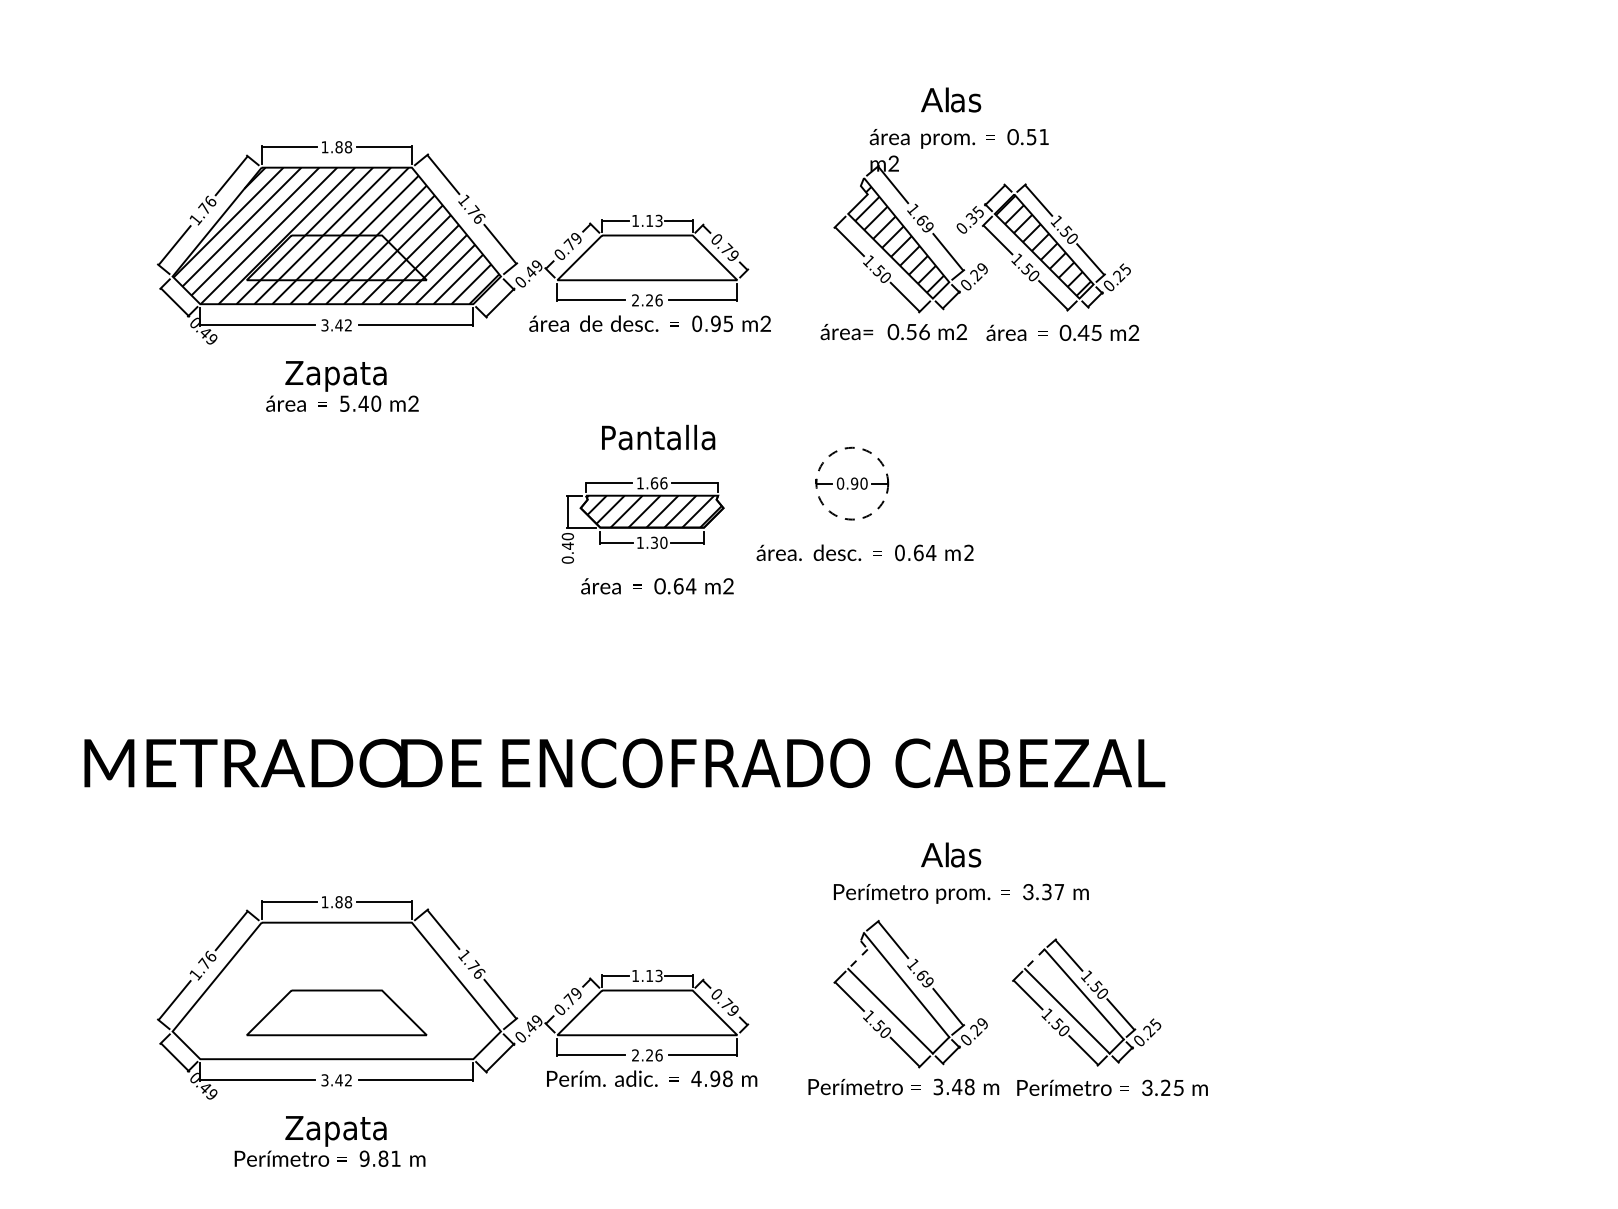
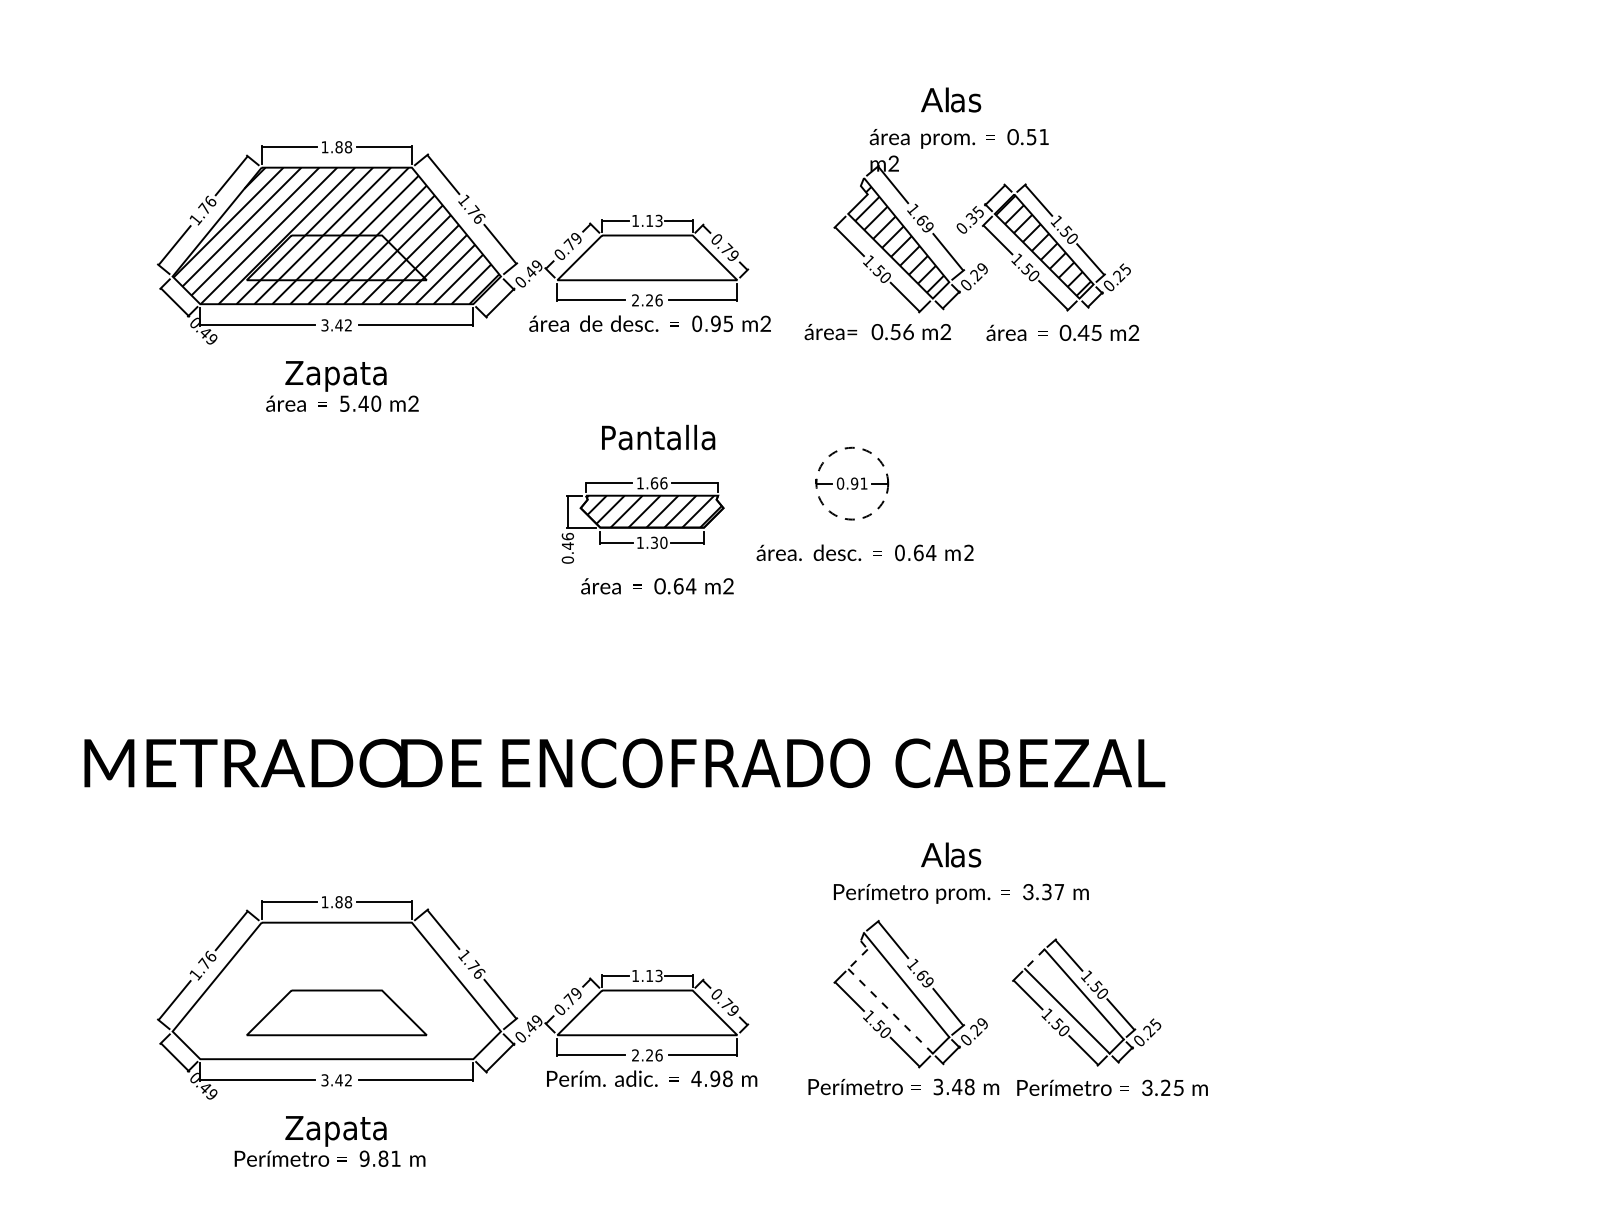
text position: (893, 332) -> (877, 332) (877, 332)
text: 0.90 -> 0.91 (863, 483)
text: 0.40 -> 0.46 (567, 535)
line: solid -> dashed (890, 1011)
